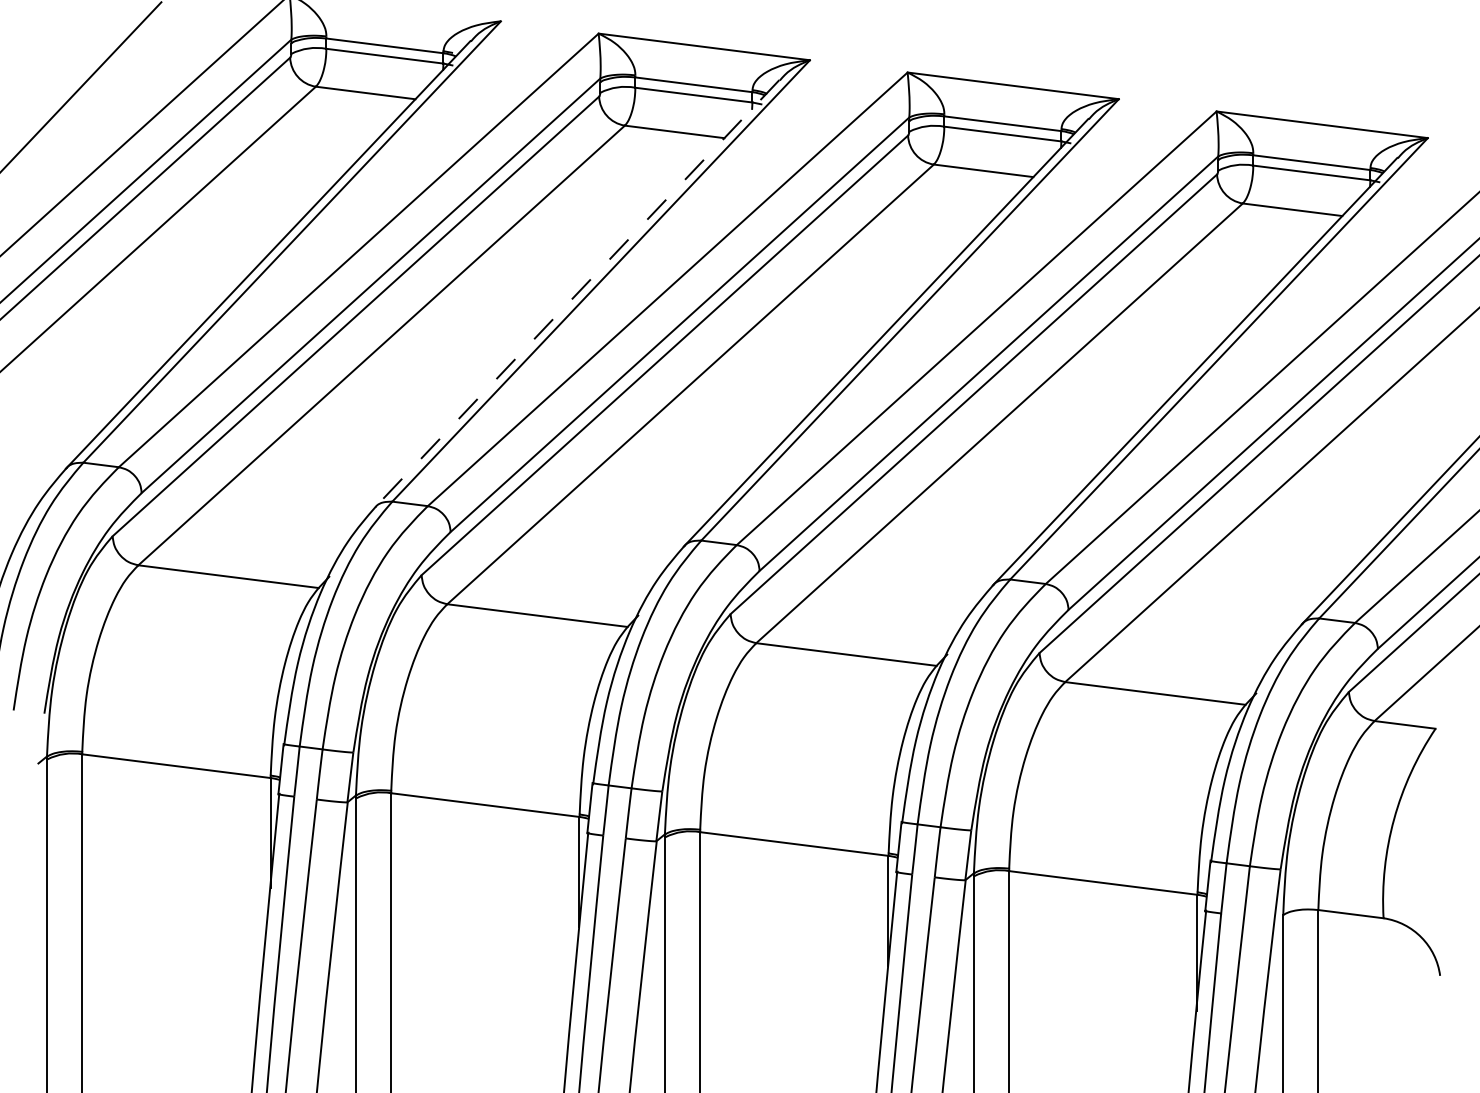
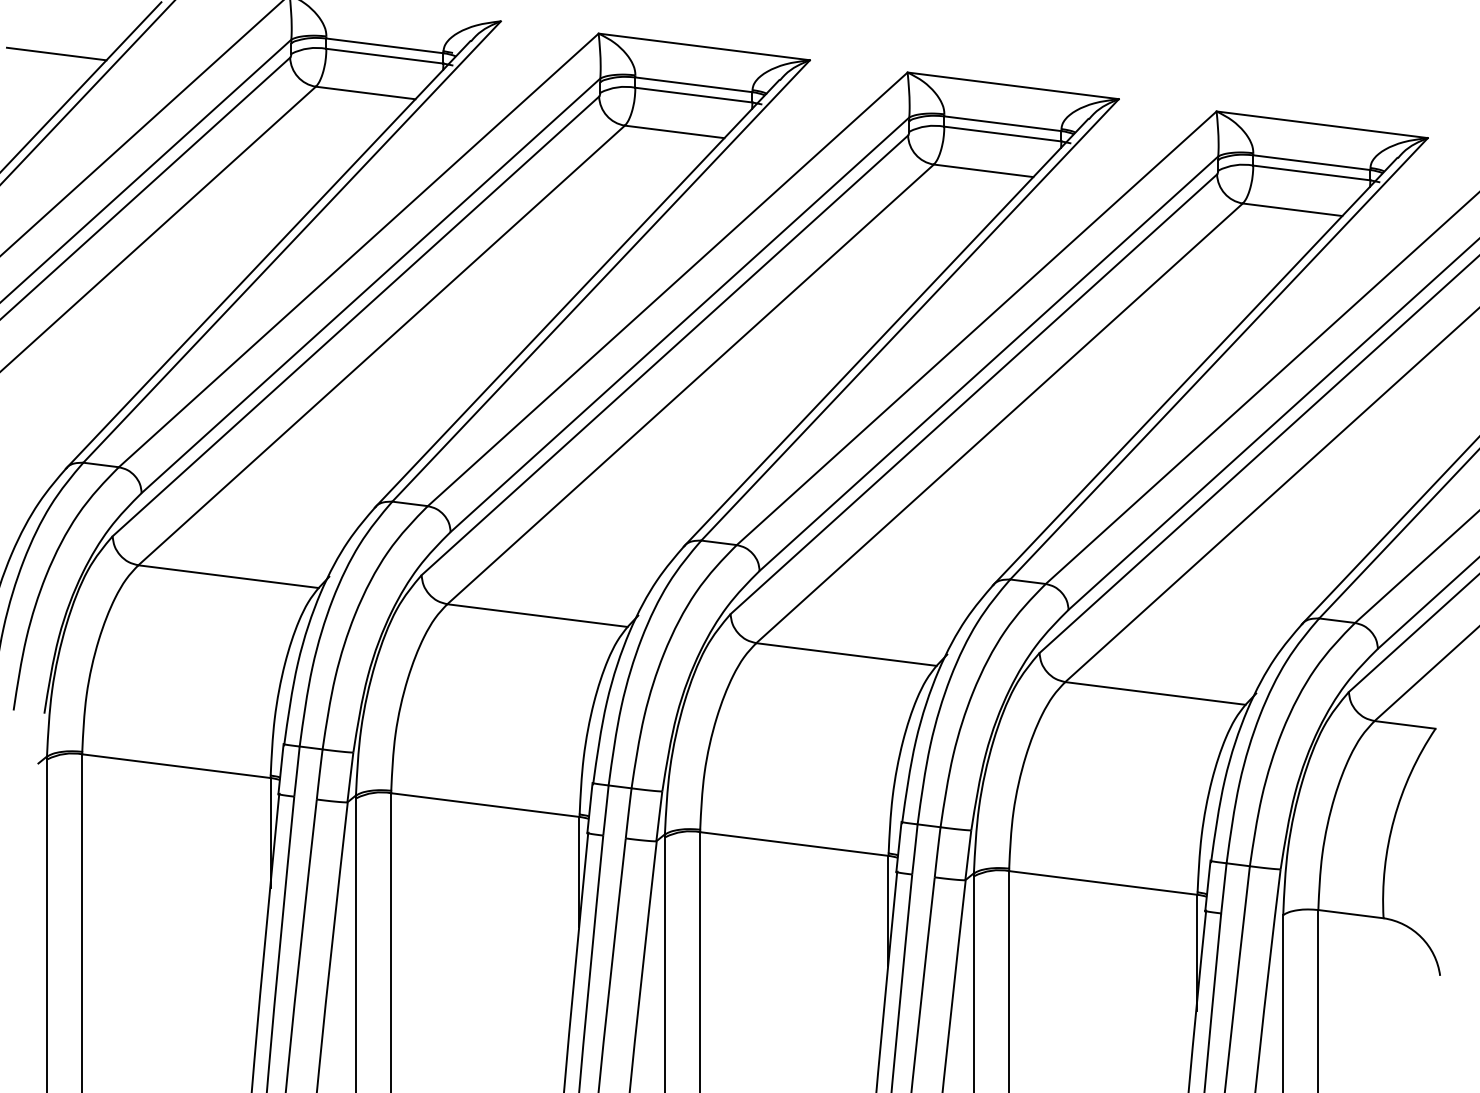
line: none -> present (56, 53)
line: none -> present (87, 92)
line: dashed -> solid (576, 294)
